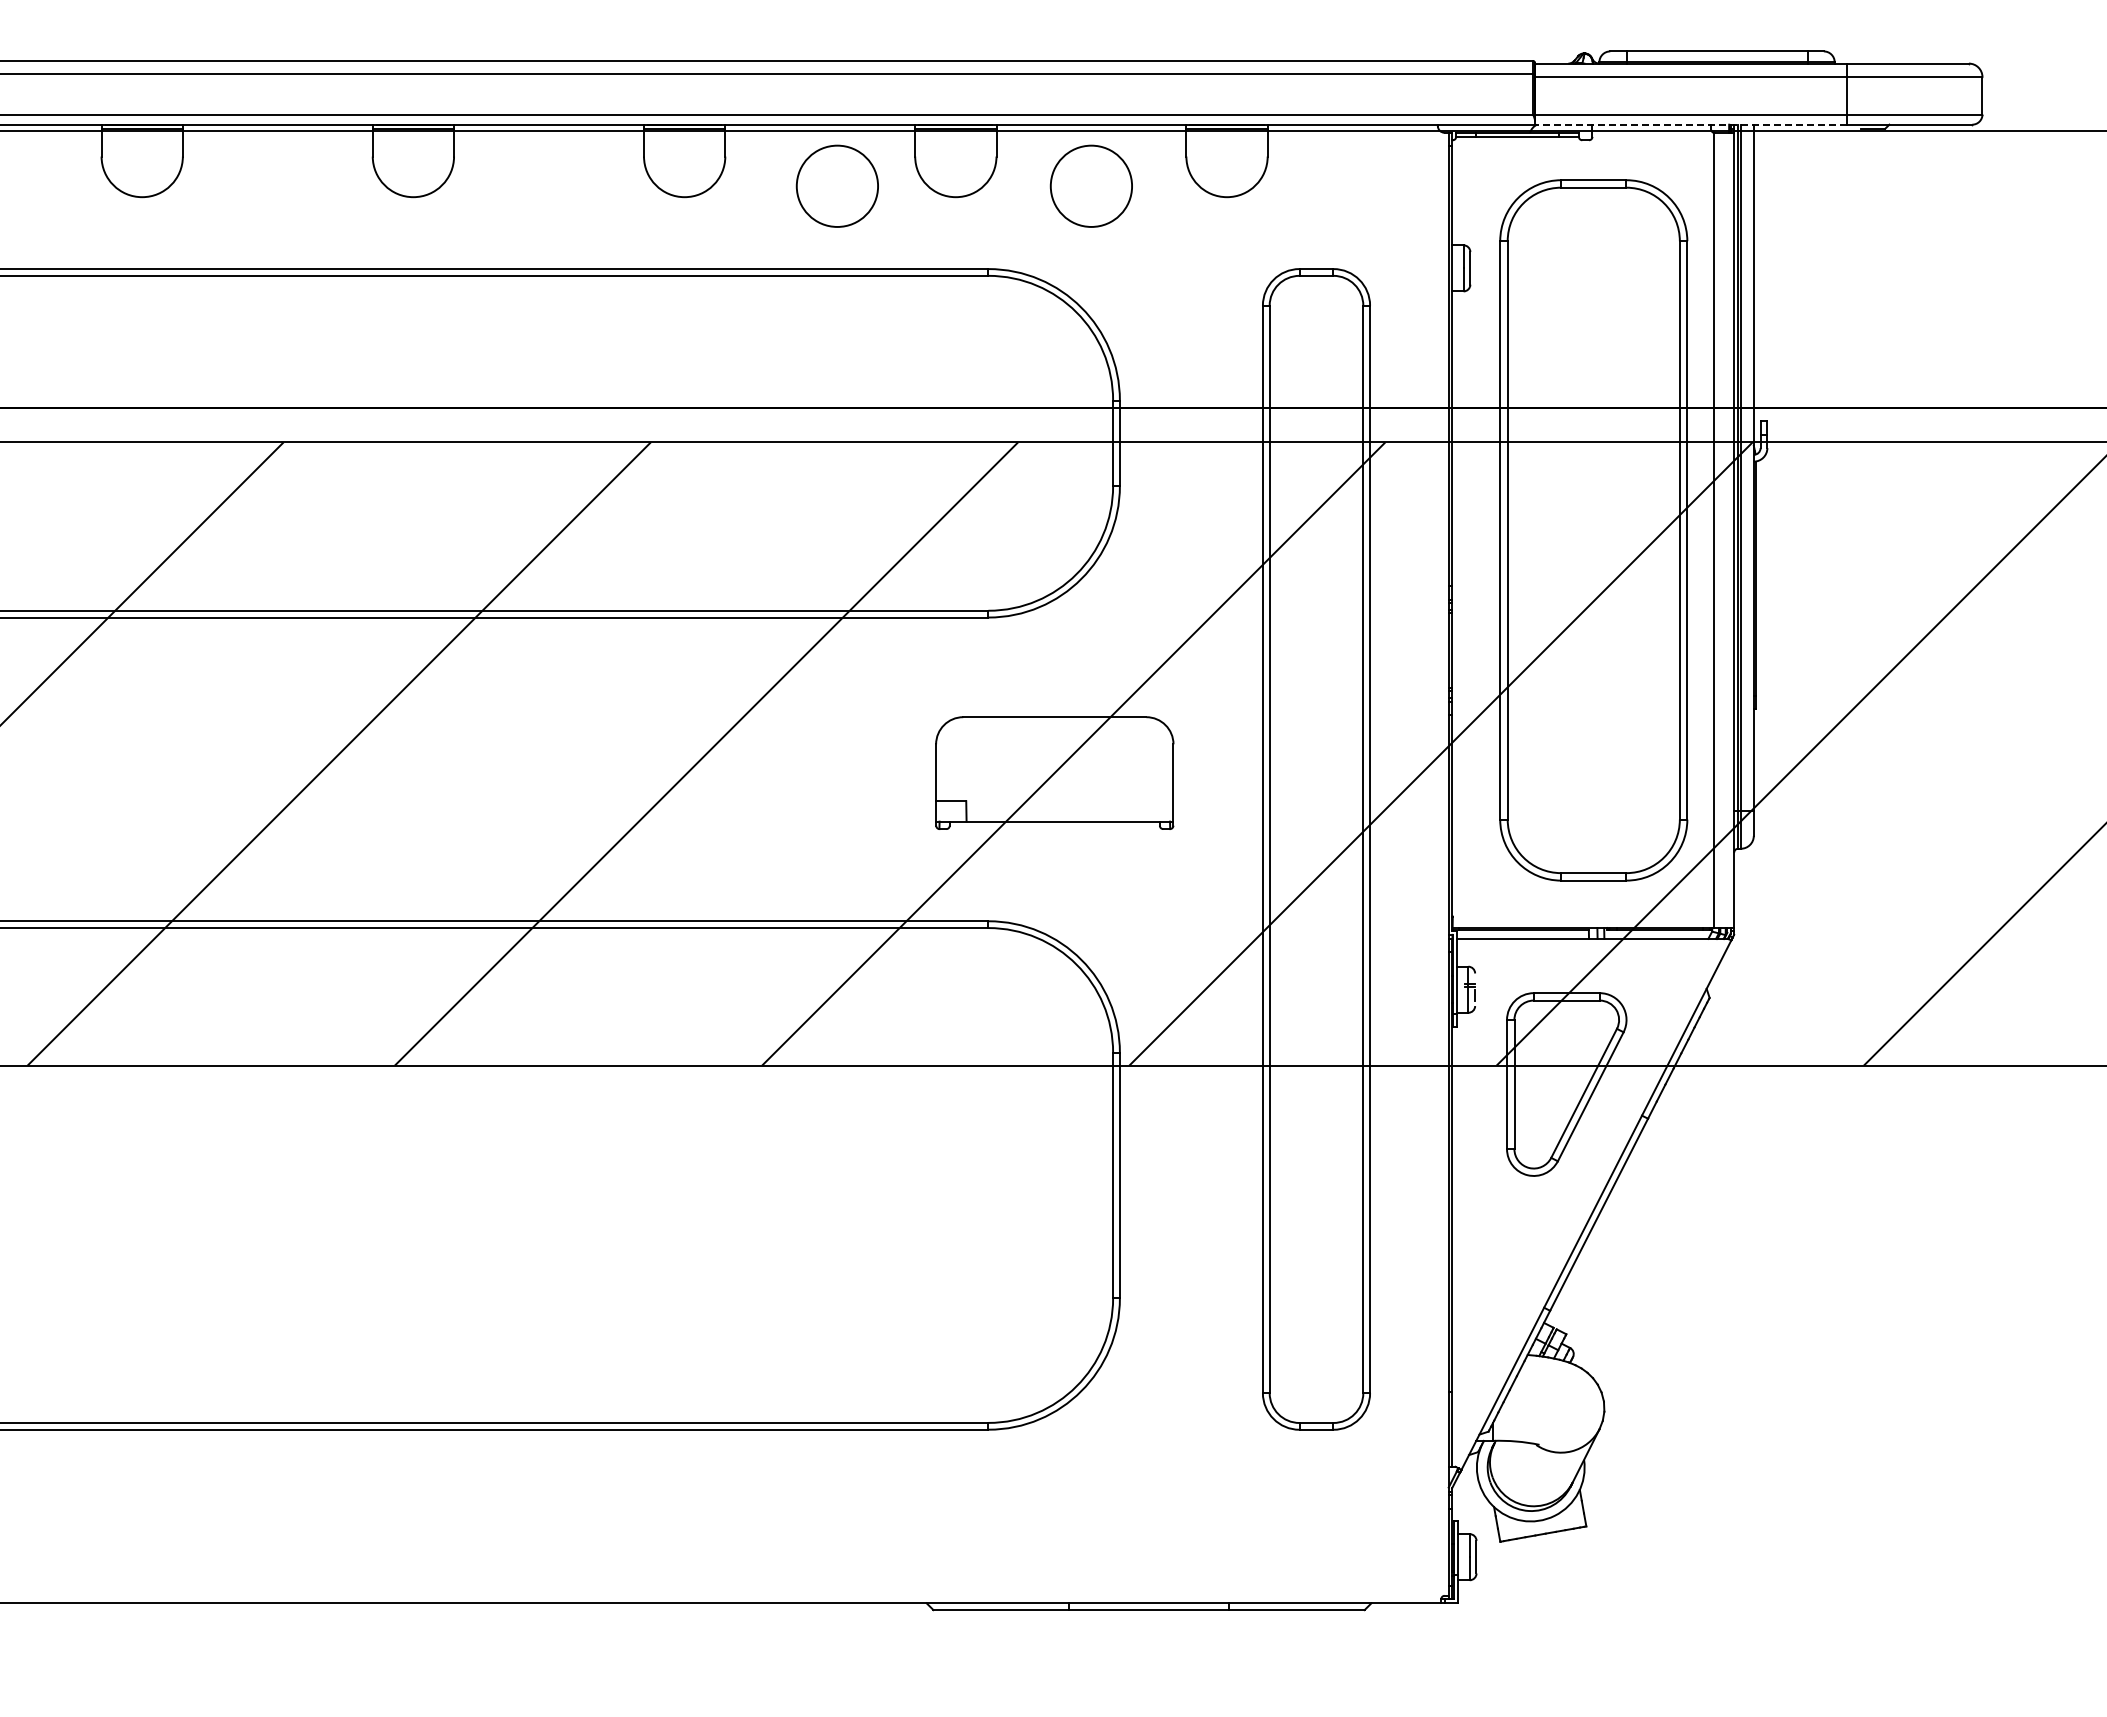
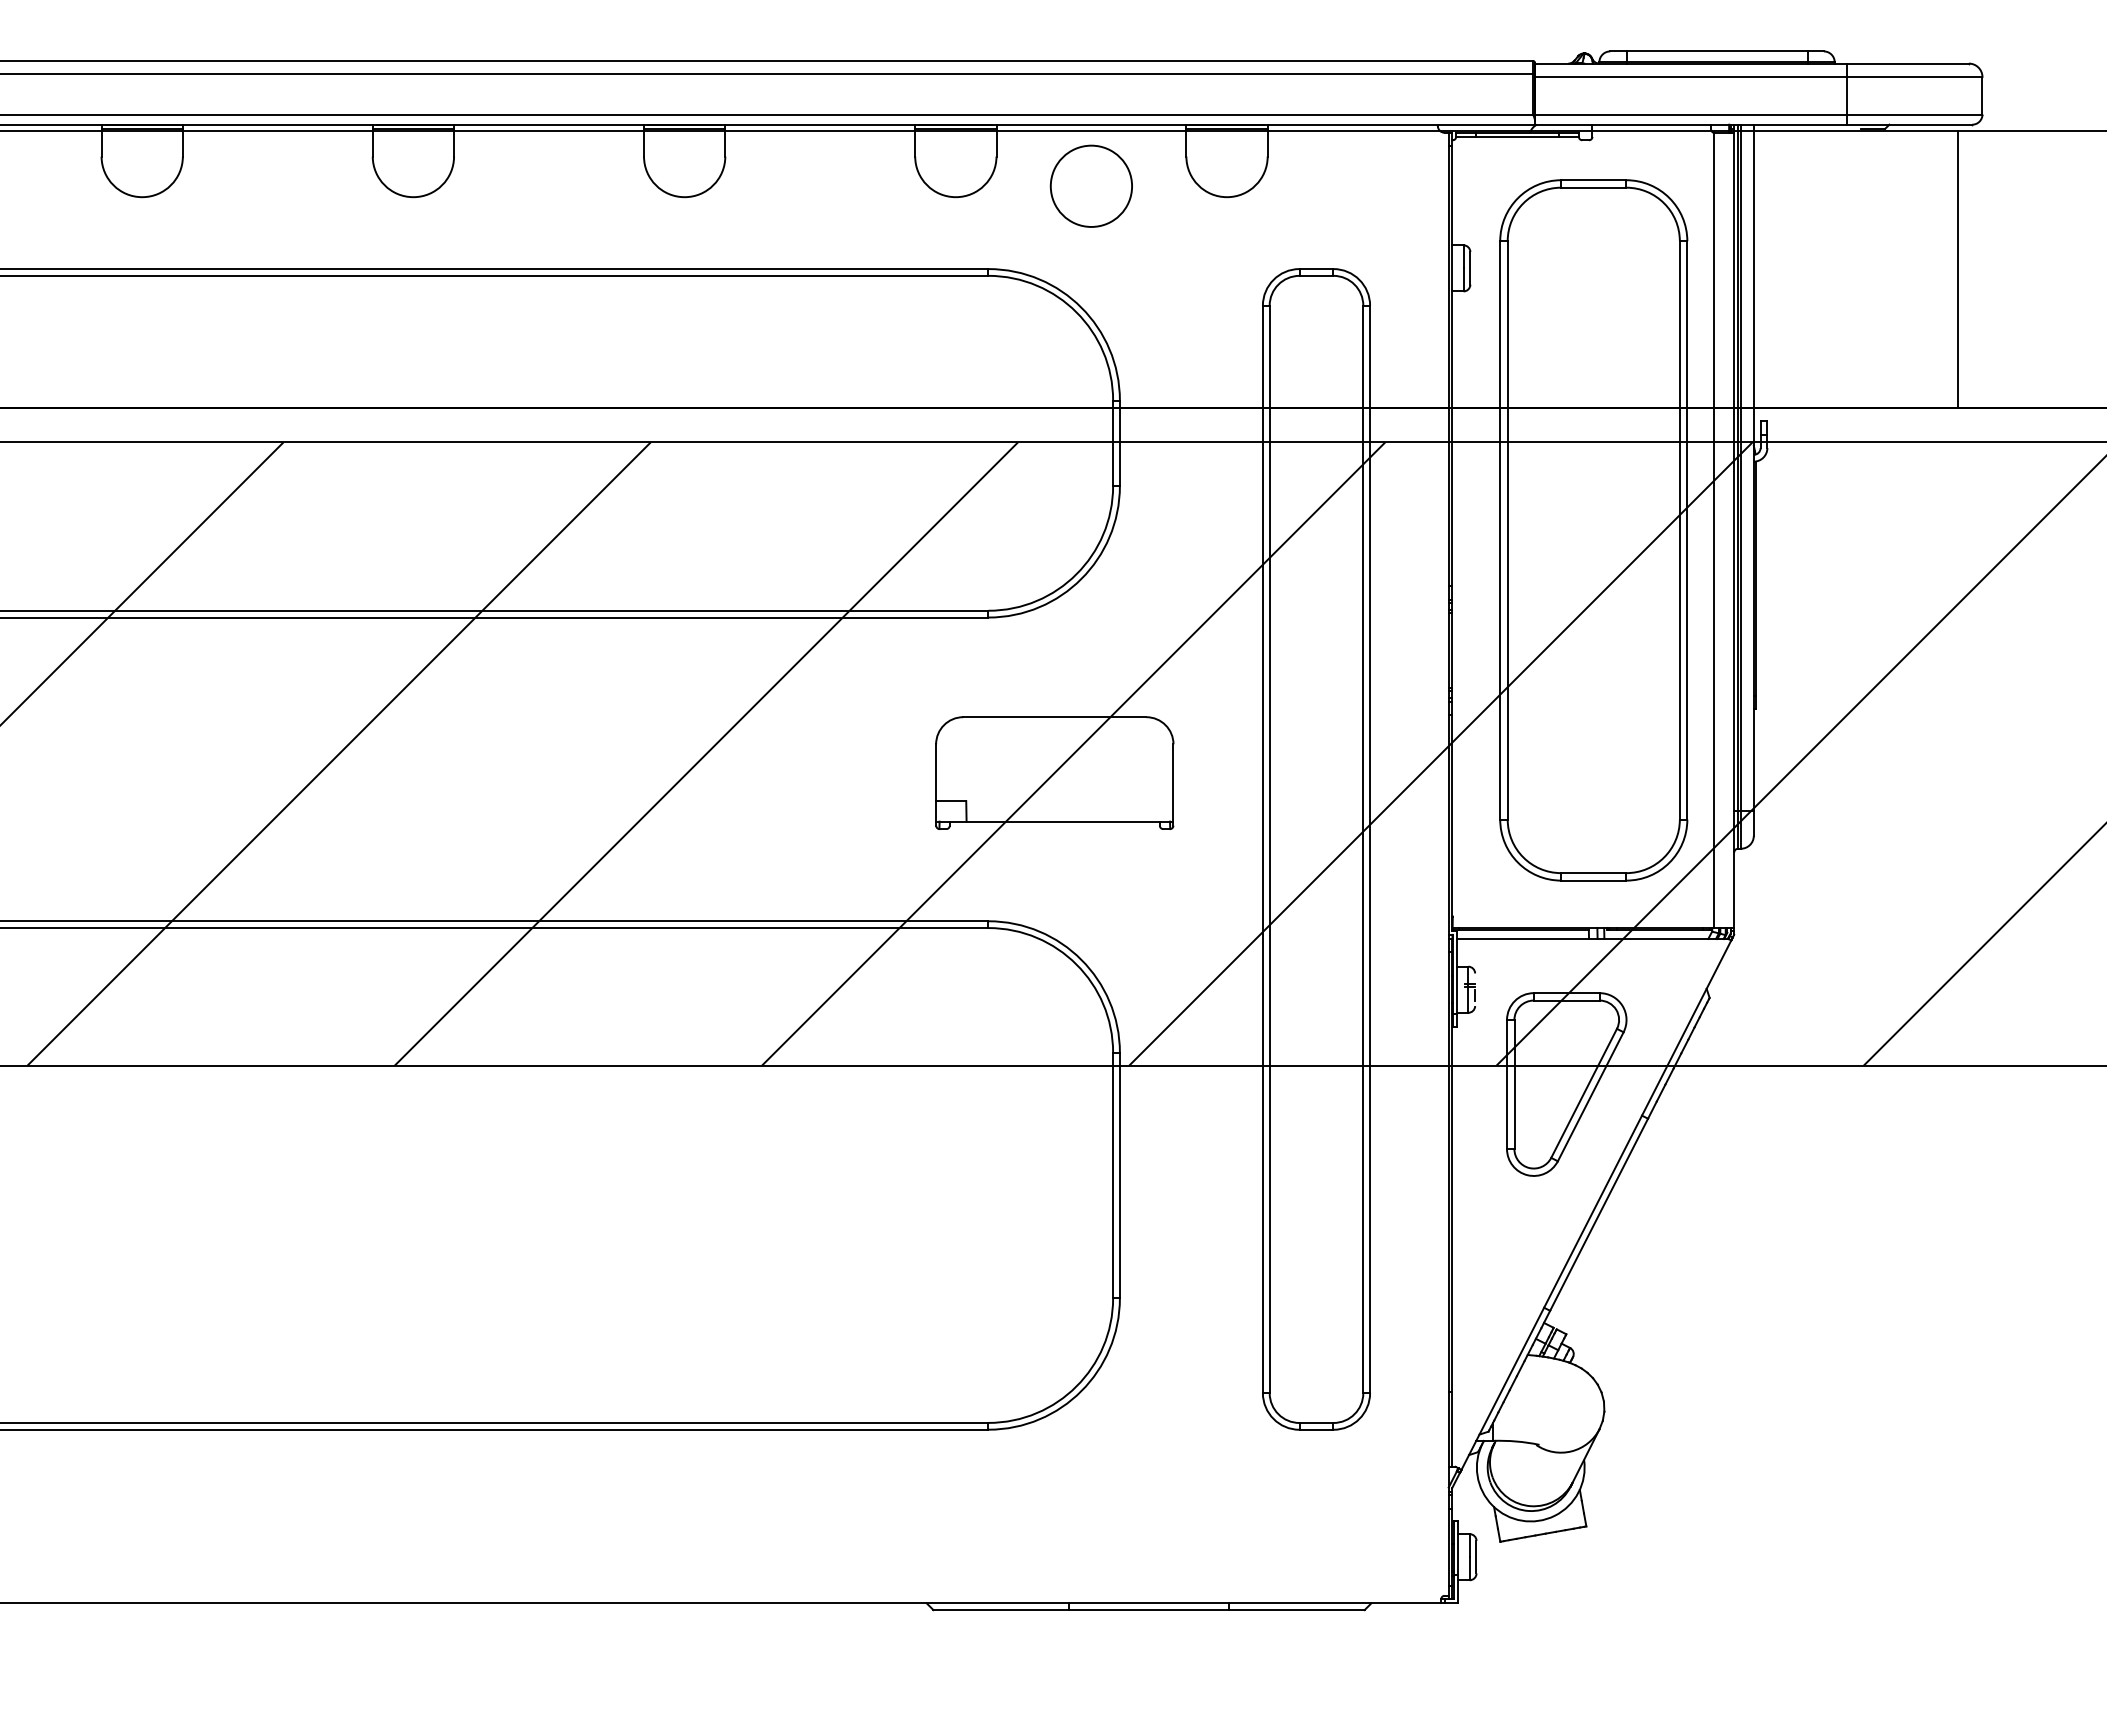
line: dashed -> solid (1690, 124)
circle: present -> none (836, 185)
line: none -> present (1958, 268)
